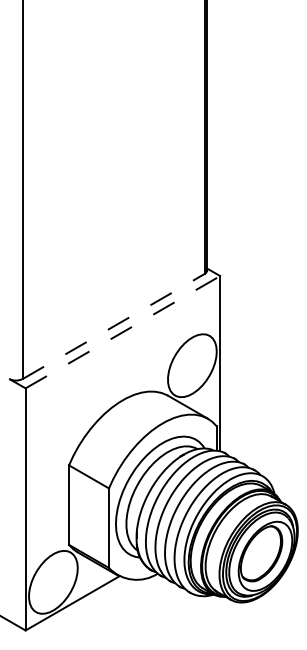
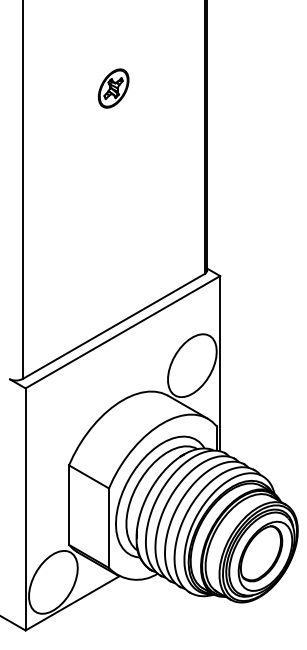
part: none -> present (113, 88)
line: dashed -> solid (113, 326)
line: dashed -> solid (123, 331)
